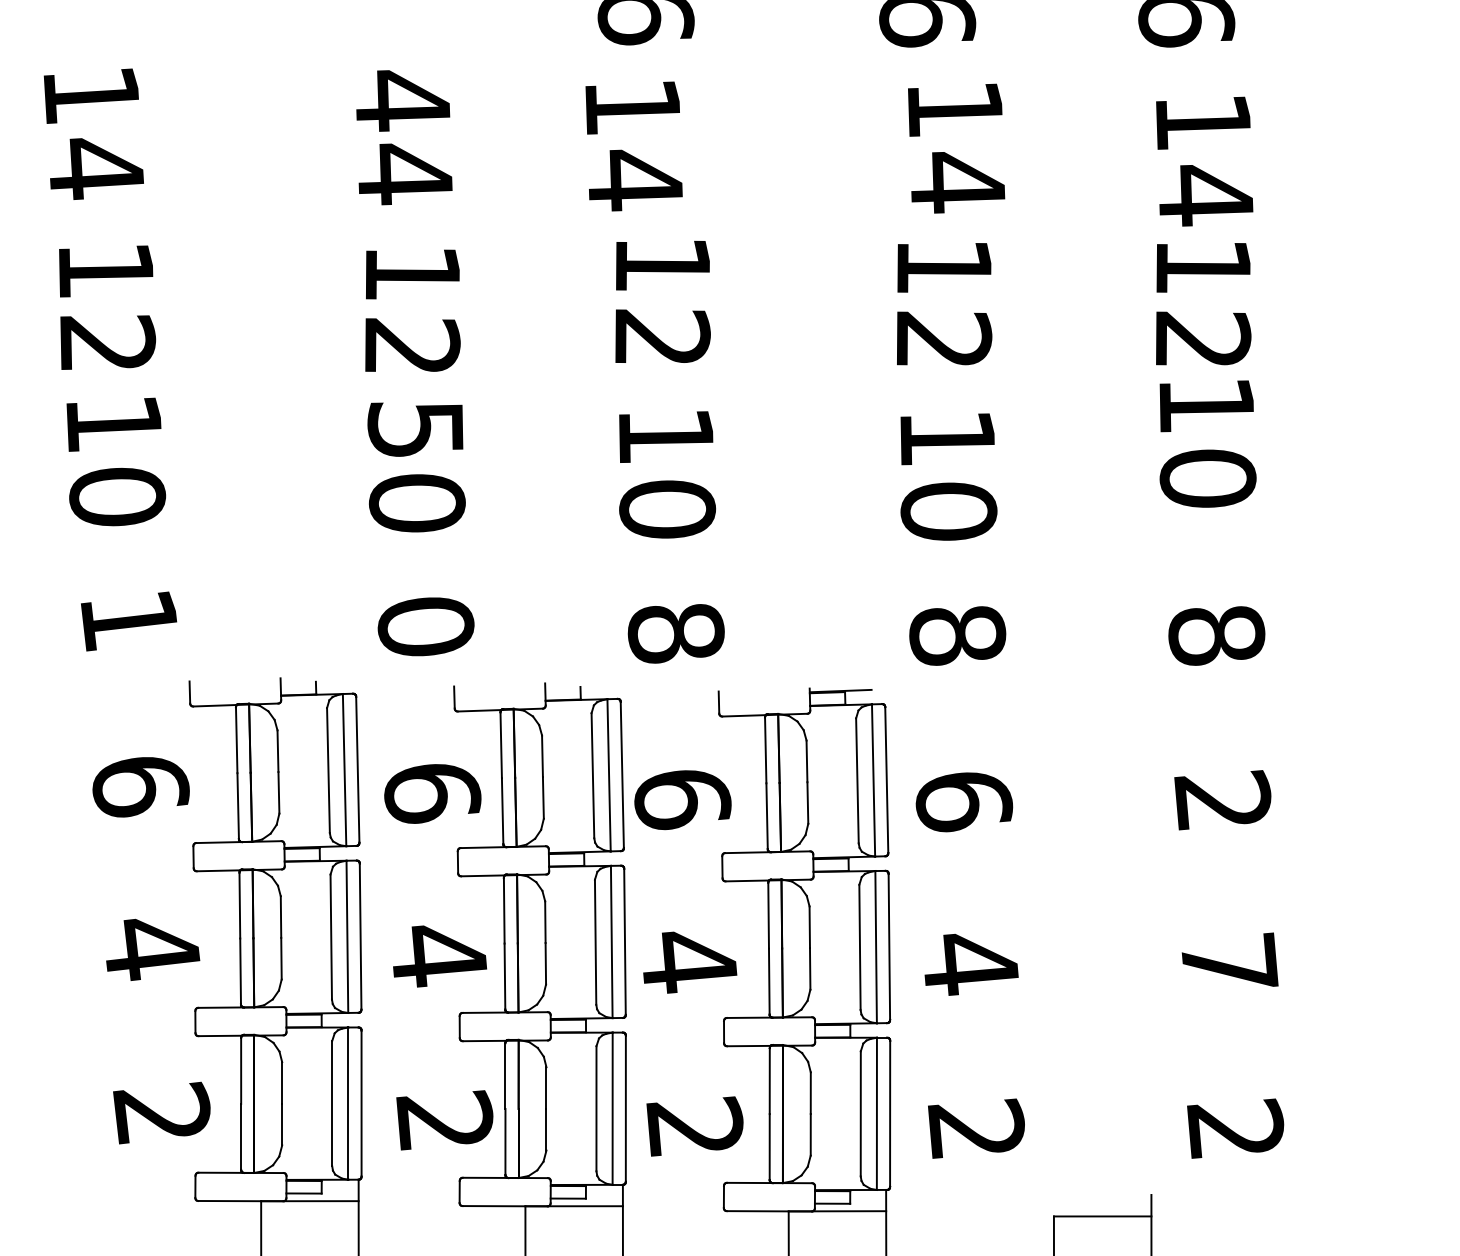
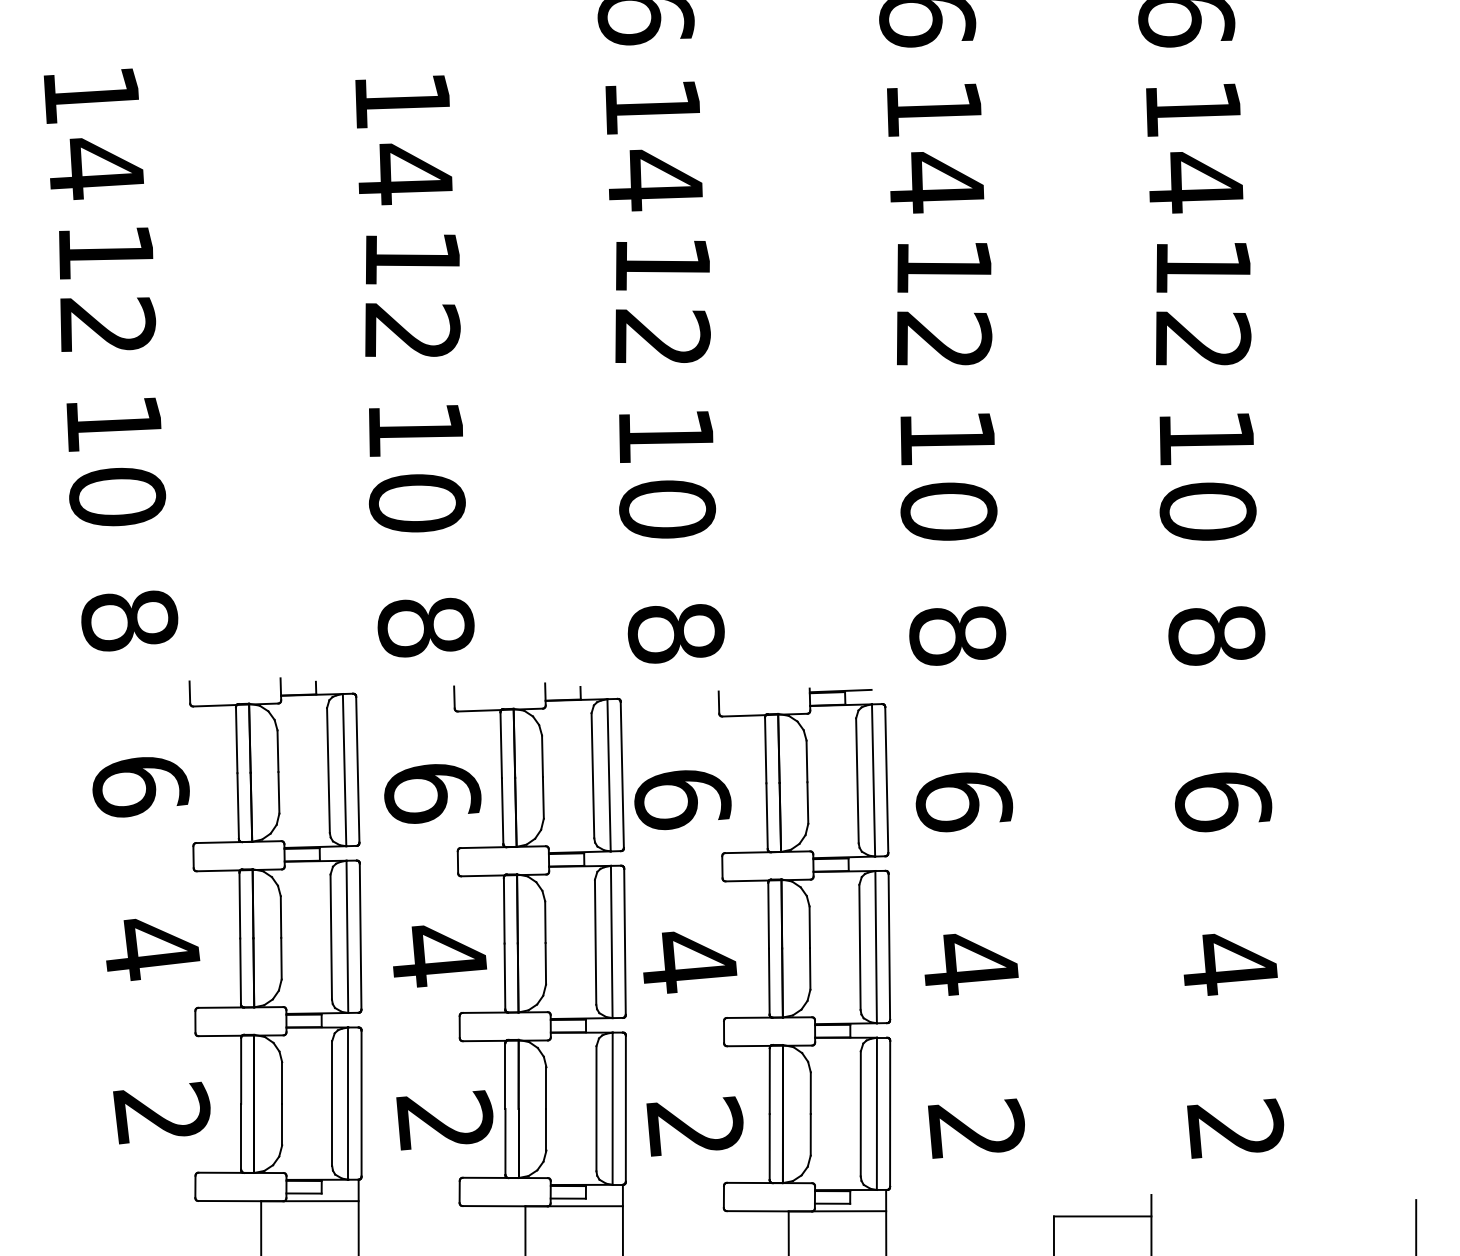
text: 44 -> 14 (402, 100)
text position: (633, 146) -> (653, 146) (653, 146)
text position: (956, 148) -> (935, 148) (935, 148)
text position: (1204, 161) -> (1194, 148) (1194, 148)
text position: (107, 307) -> (107, 289) (107, 289)
text position: (412, 310) -> (412, 295) (412, 295)
text: 50 -> 10 (415, 429)
text position: (1207, 443) -> (1207, 476) (1207, 476)
text: 1 -> 8 (129, 620)
text: 0 -> 8 (425, 627)
text: 2 -> 6 (1223, 801)
text: 7 -> 4 (1229, 963)
line: none -> present (1416, 1226)
